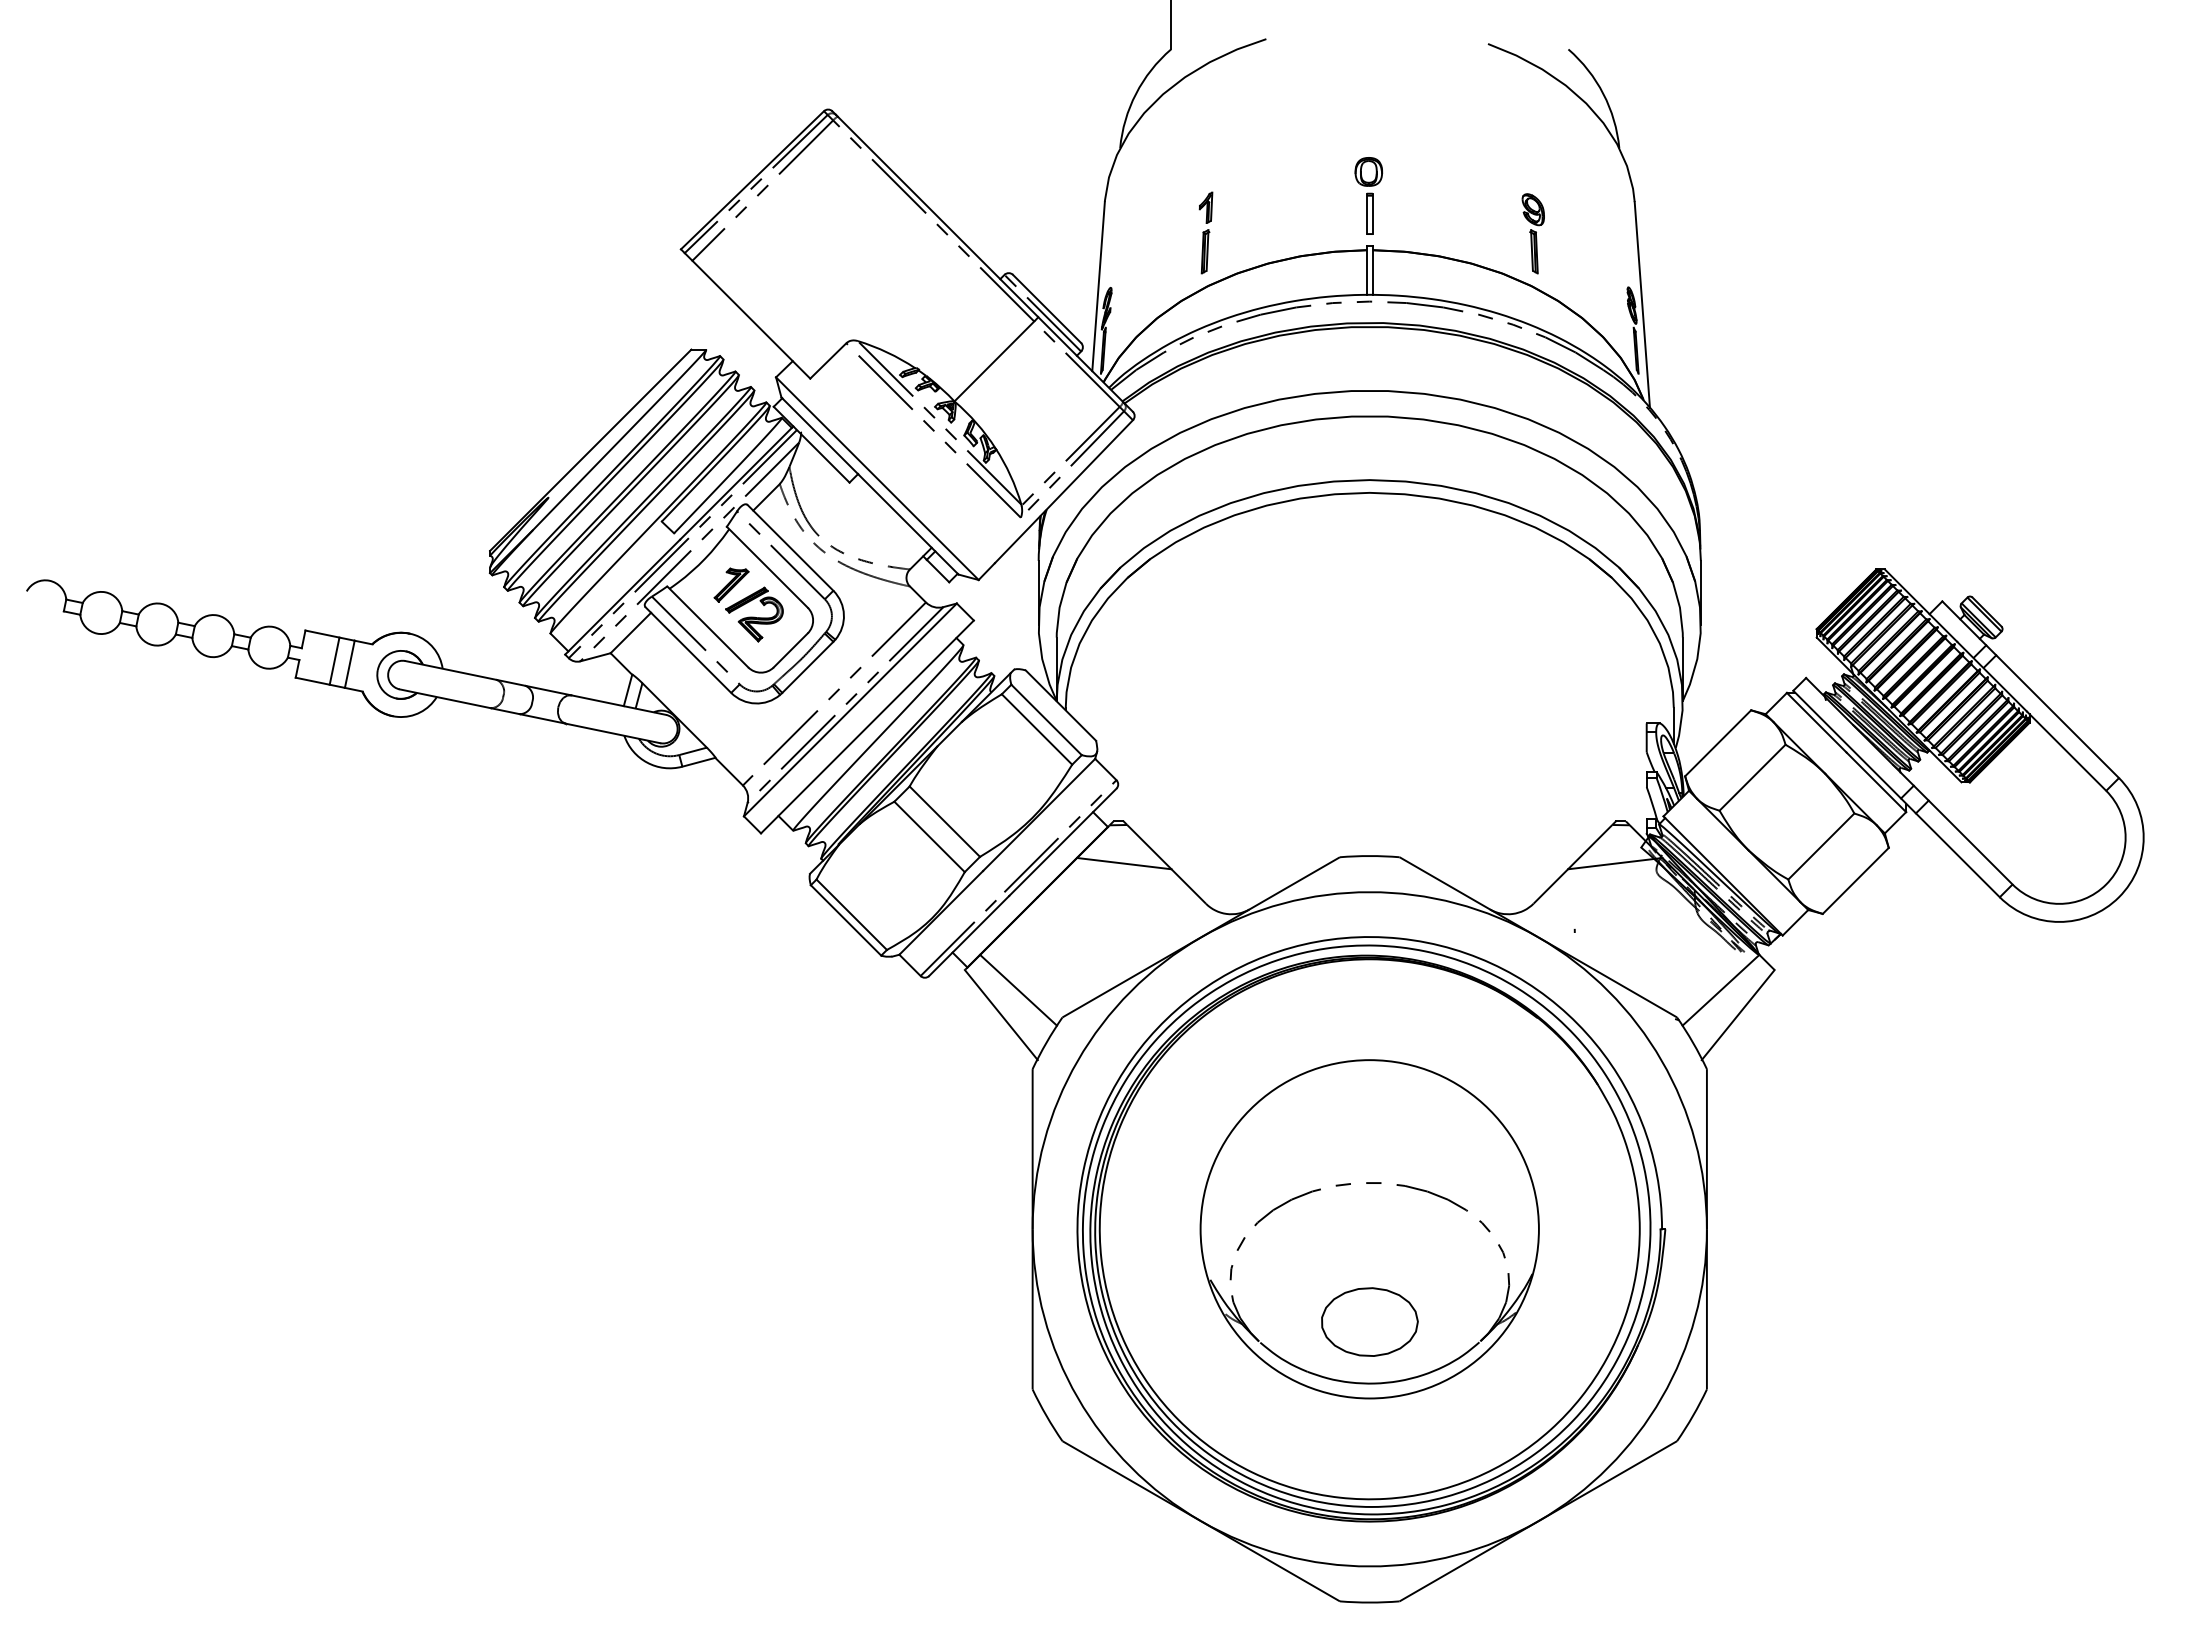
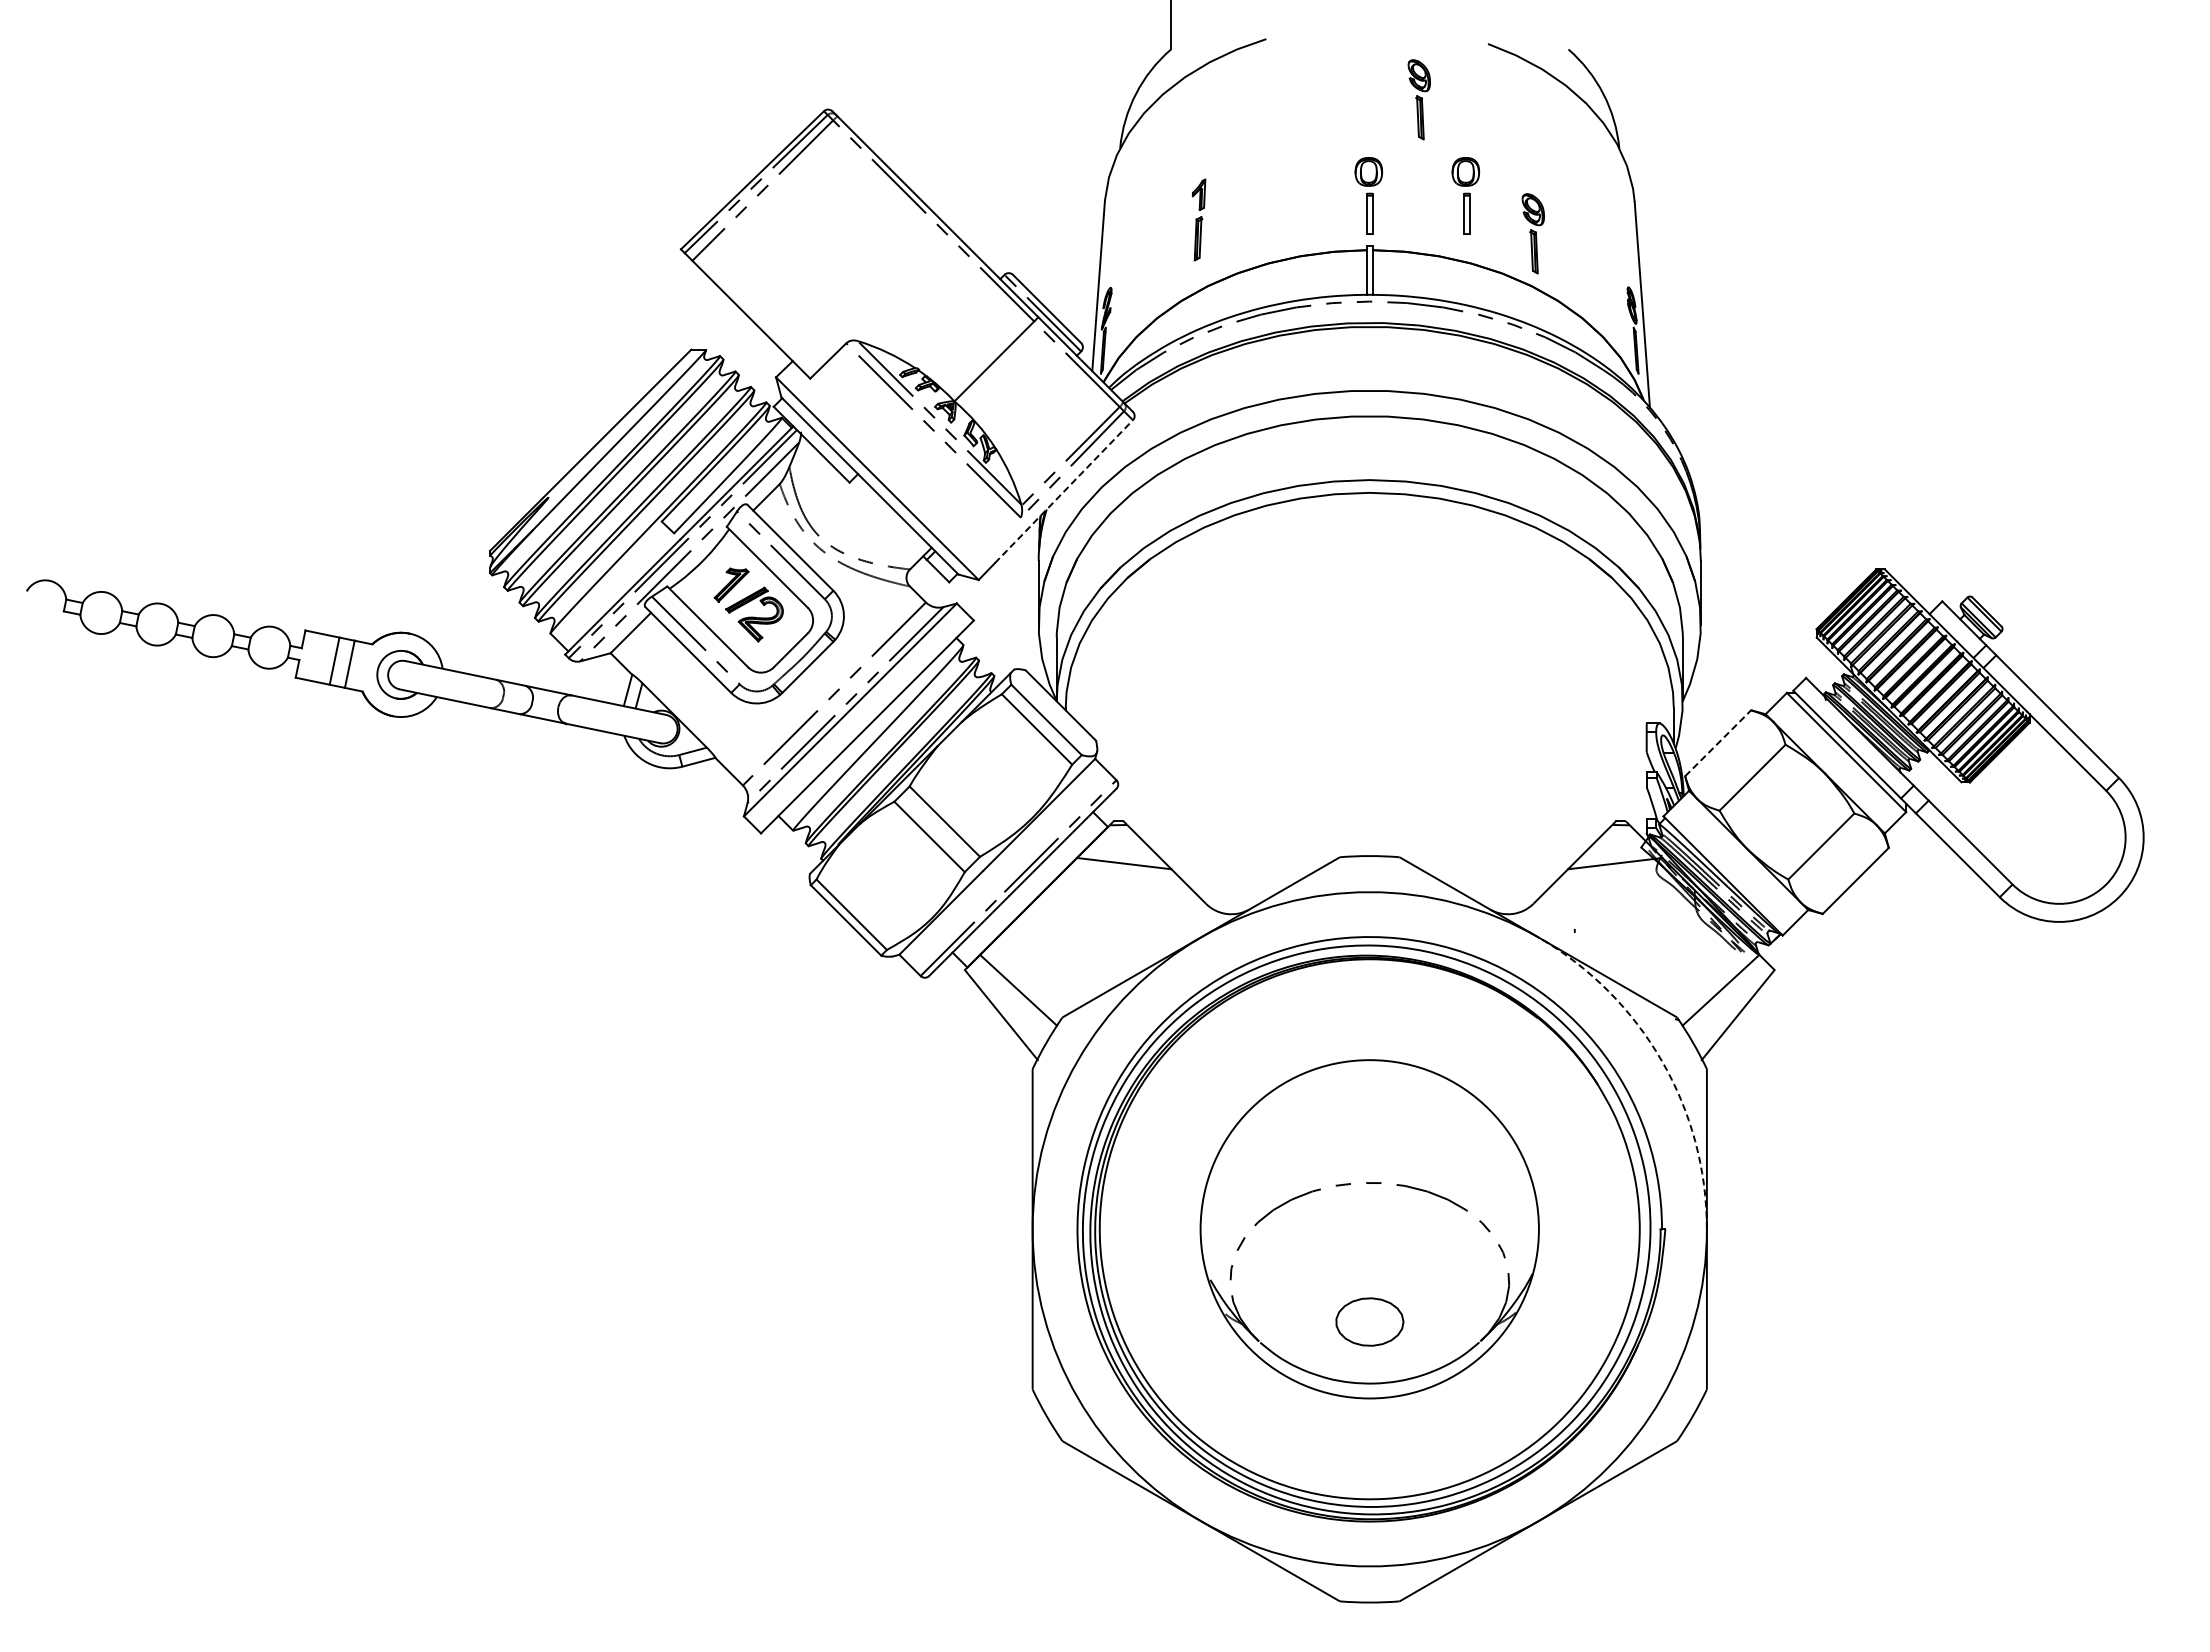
part: none -> present (1418, 99)
part: none -> present (1465, 195)
part position: (1205, 232) -> (1198, 219) (1198, 219)
line: solid -> dashed (1064, 491)
line: solid -> dashed (1718, 743)
arc: solid -> dashed (1661, 1060)
part size: 98x70 px -> 70x50 px (1369, 1321)
